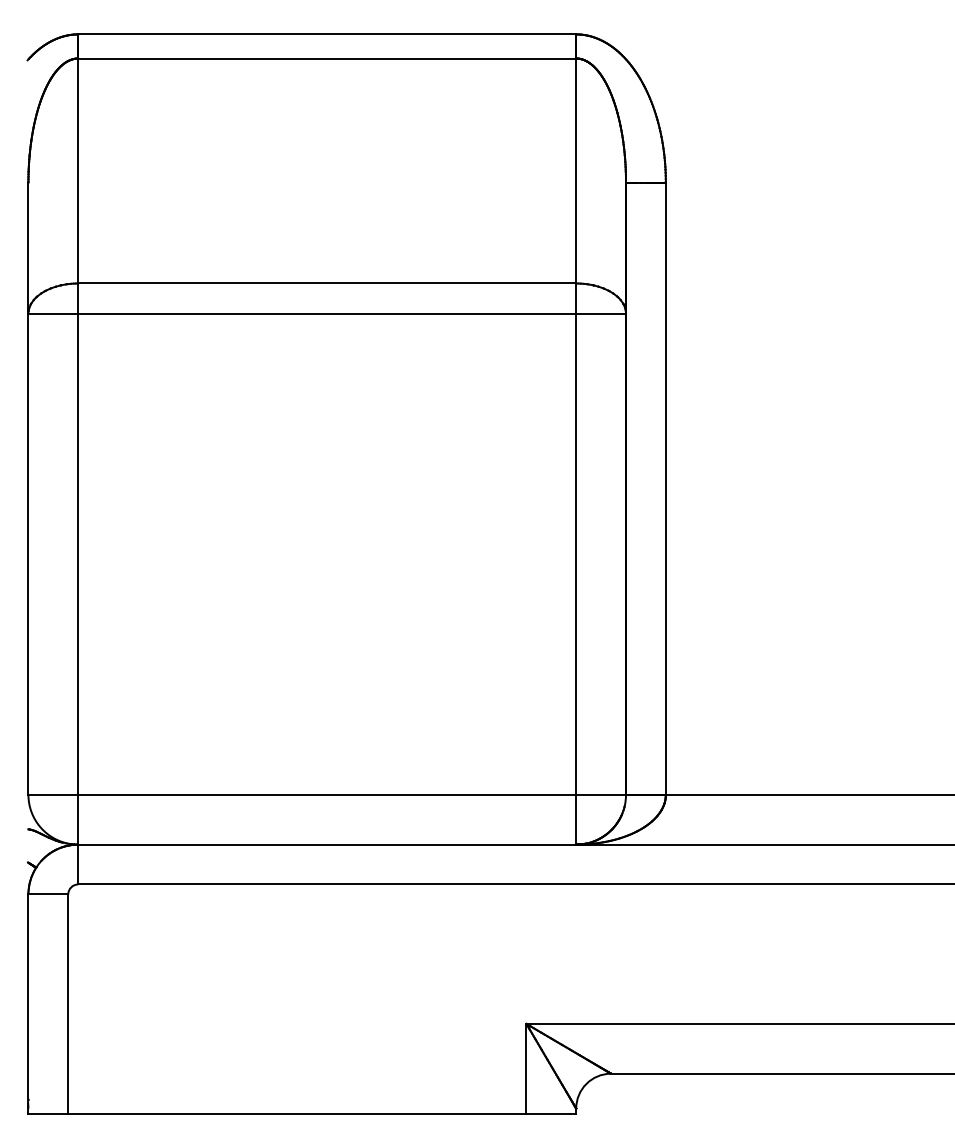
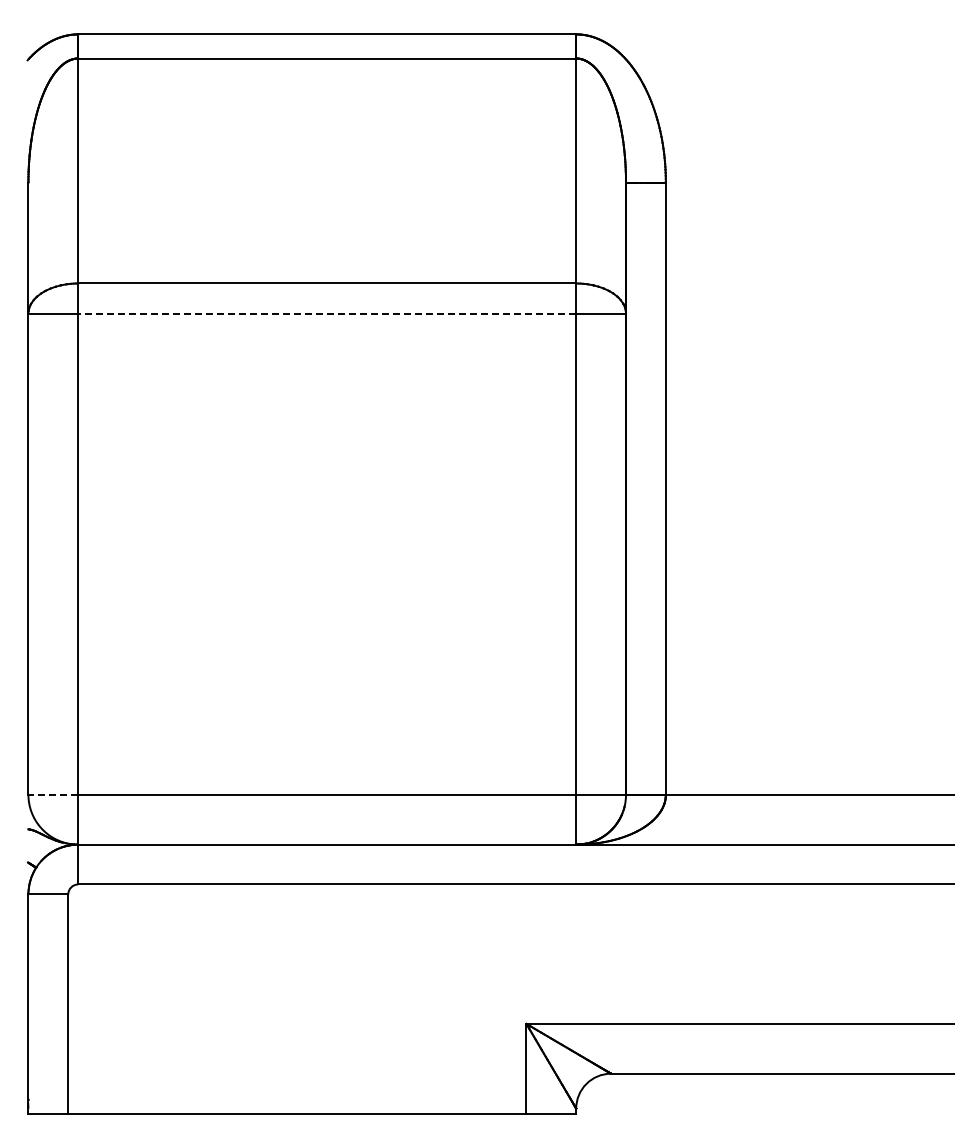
line: solid -> dashed (327, 313)
line: solid -> dashed (53, 794)
